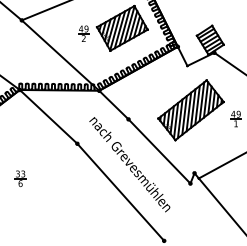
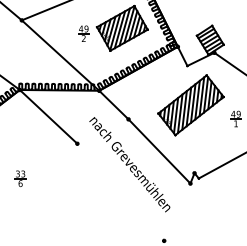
part position: (190, 110) -> (190, 105) (190, 105)
line: present -> none (120, 191)
line: present -> none (220, 204)
